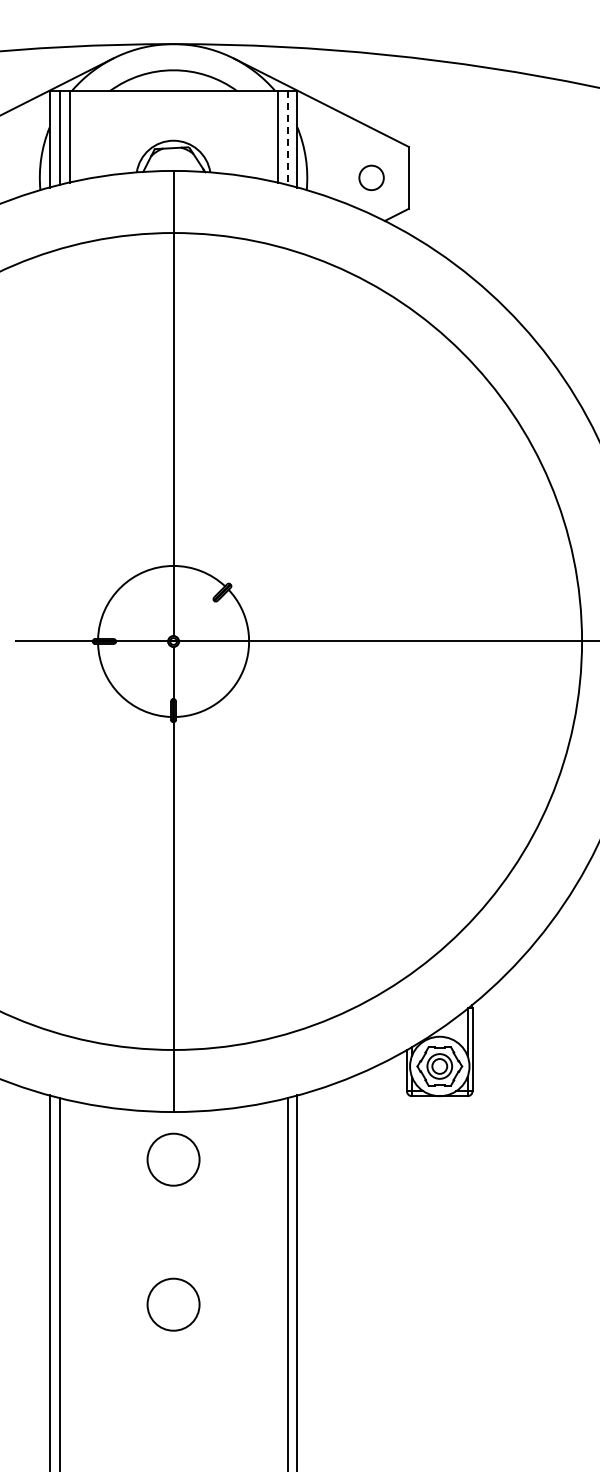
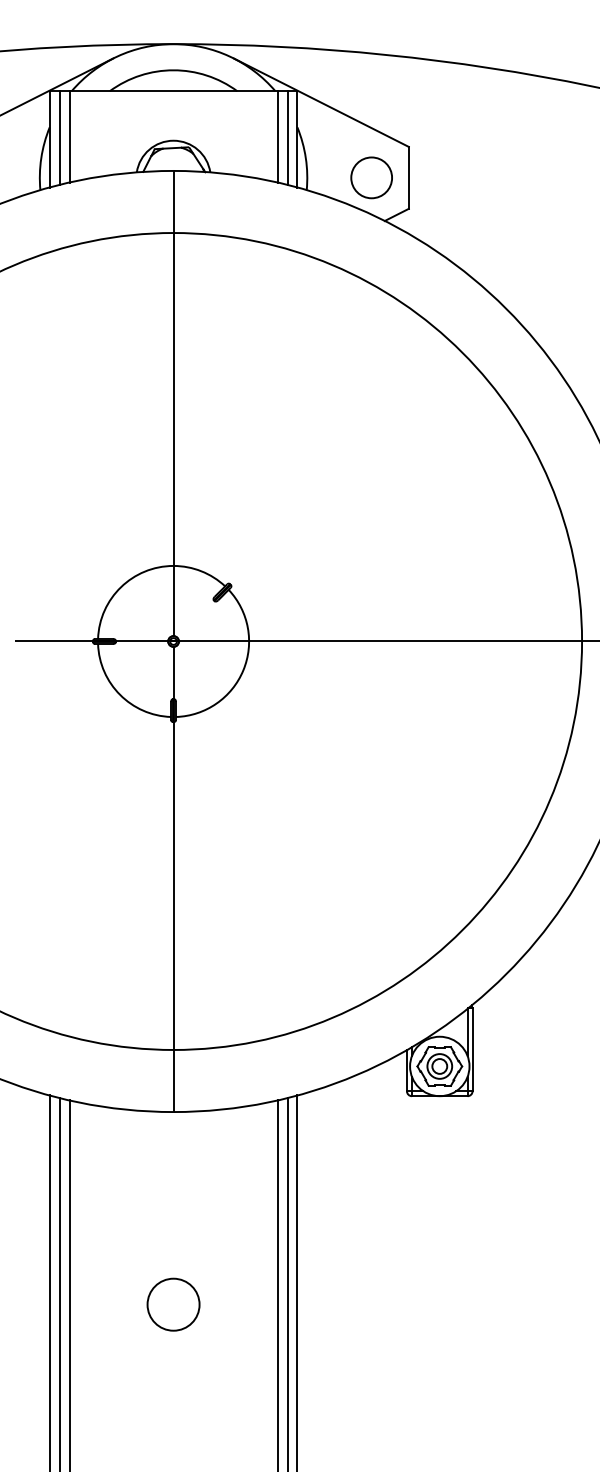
line: dashed -> solid (287, 138)
circle size: 27x28 px -> 43x44 px (371, 177)
circle: present -> none (173, 1159)
line: none -> present (69, 1284)
line: none -> present (277, 1284)
